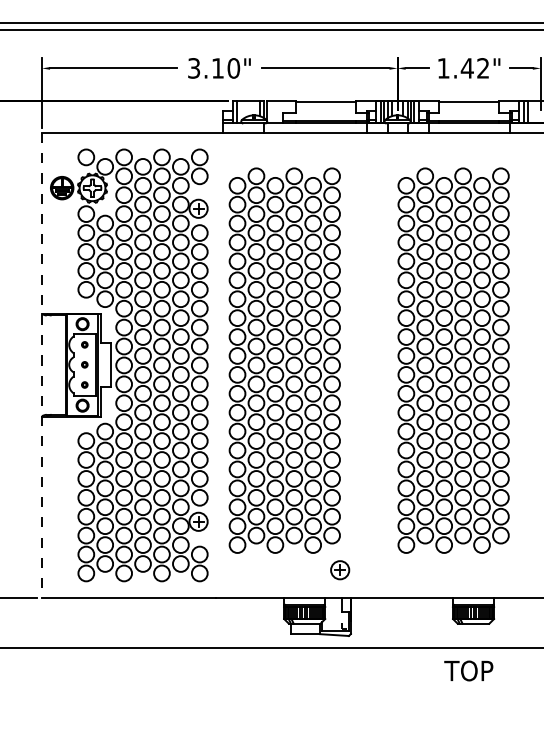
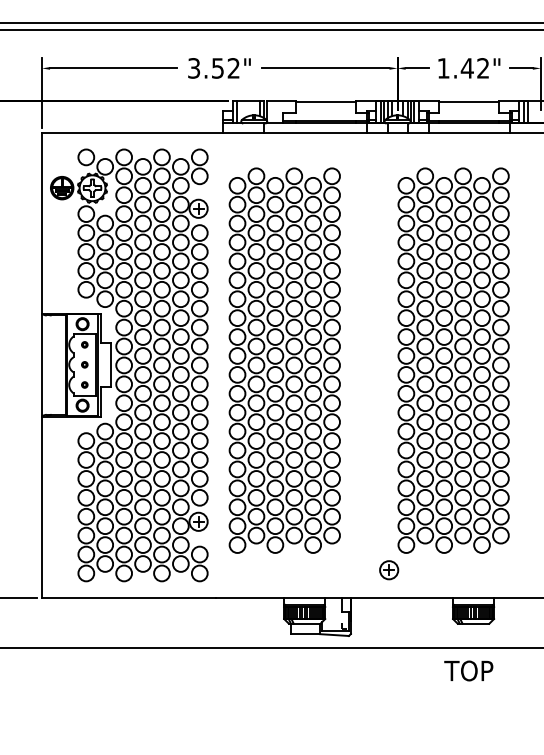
text: 3.10" -> 3.52" (226, 68)
line: dashed -> solid (41, 365)
part position: (340, 570) -> (389, 570) (389, 570)
